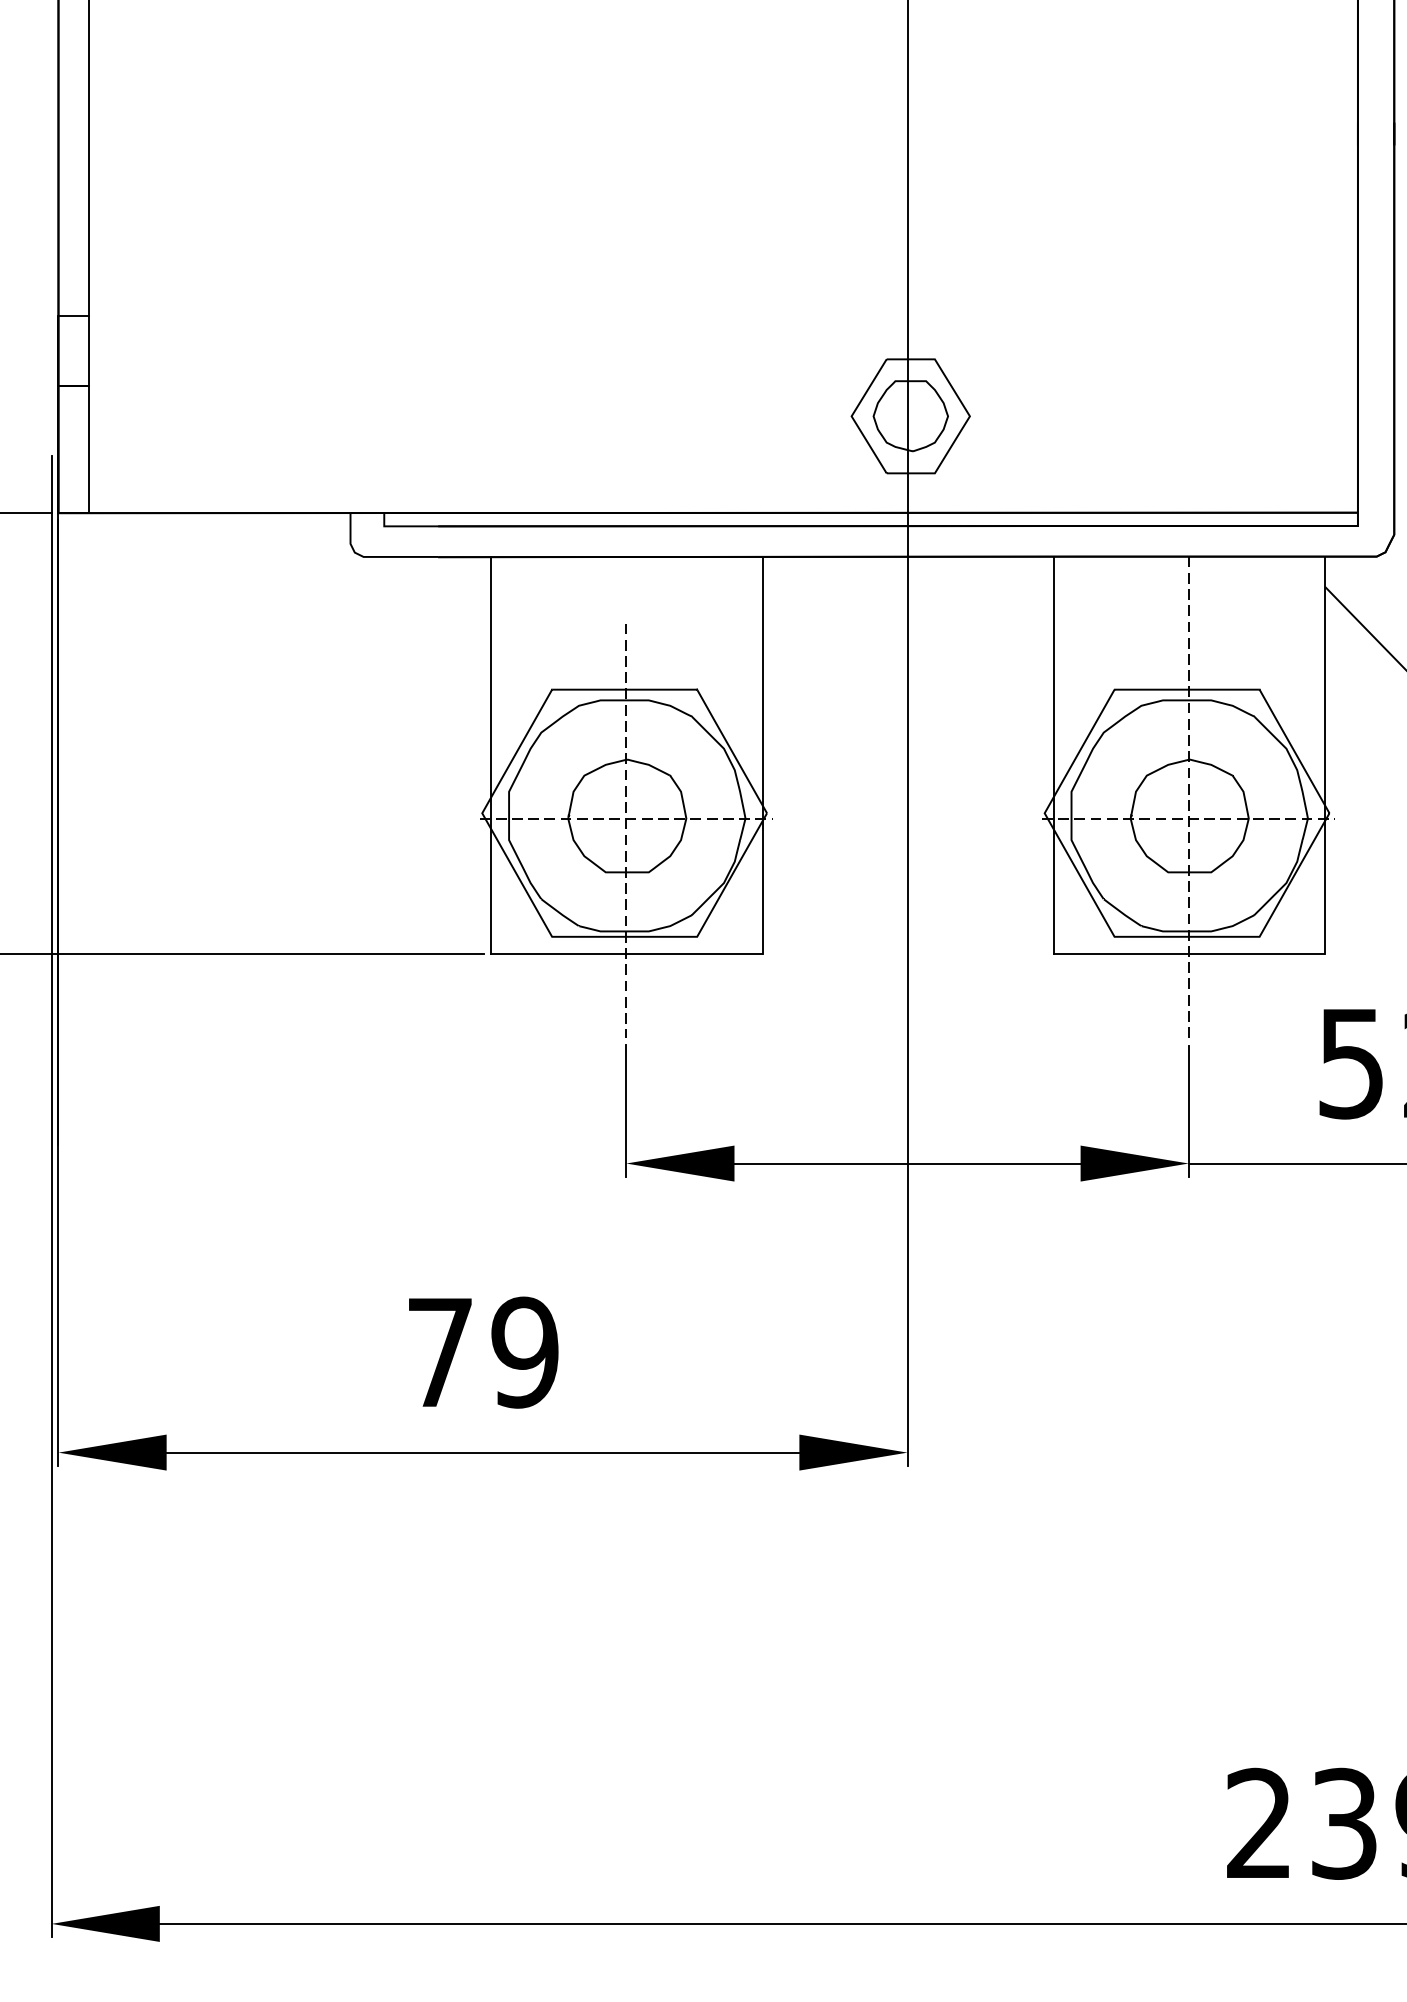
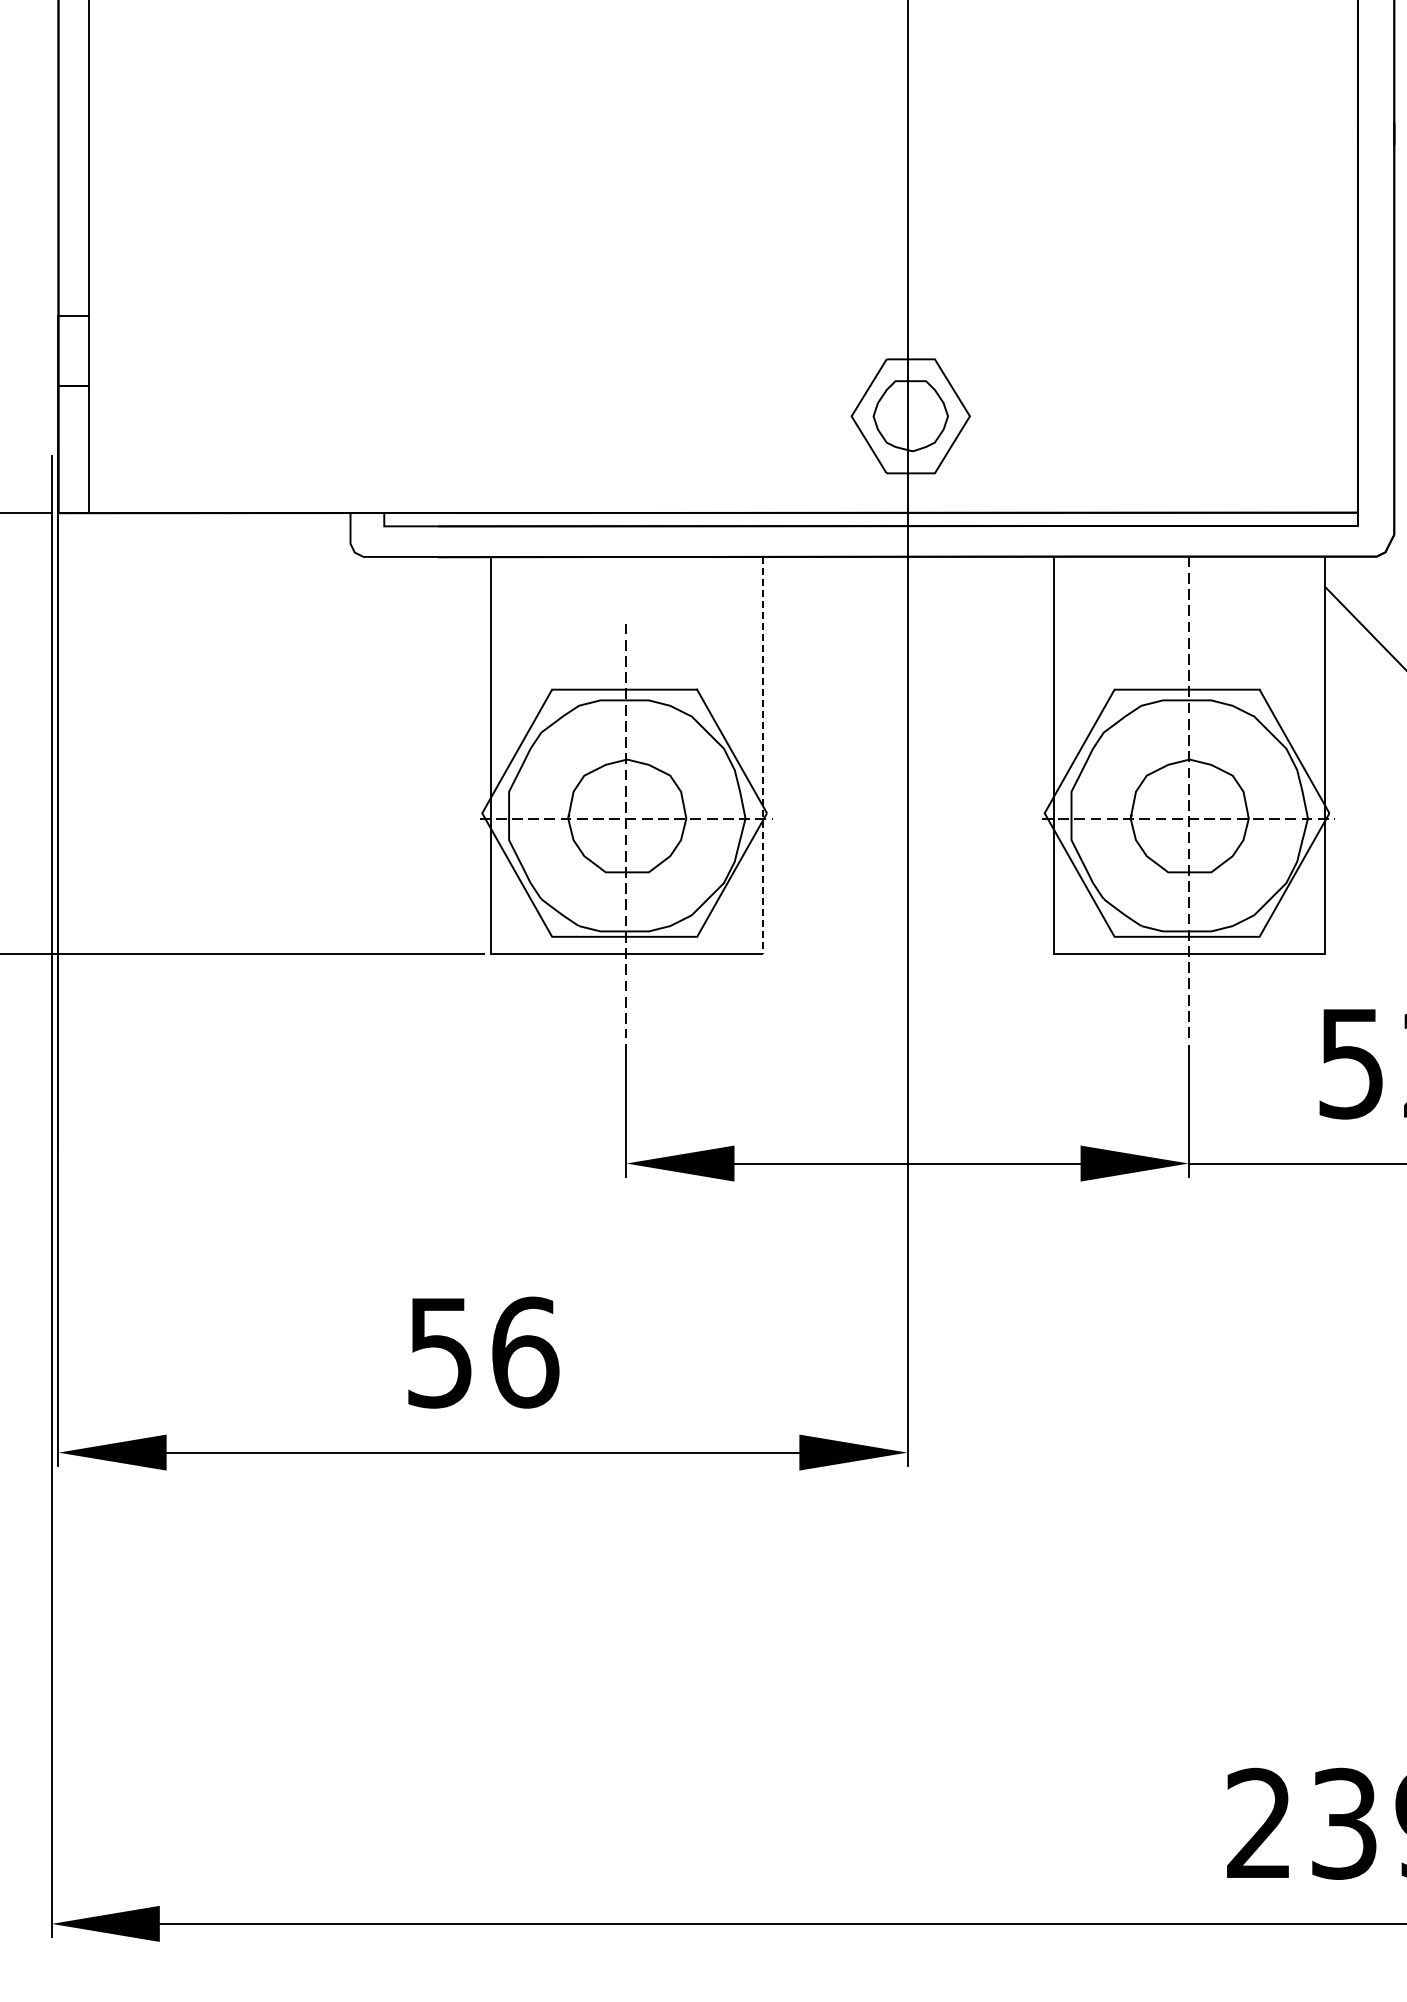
line: solid -> dashed (762, 755)
text: 79 -> 56 (483, 1352)
